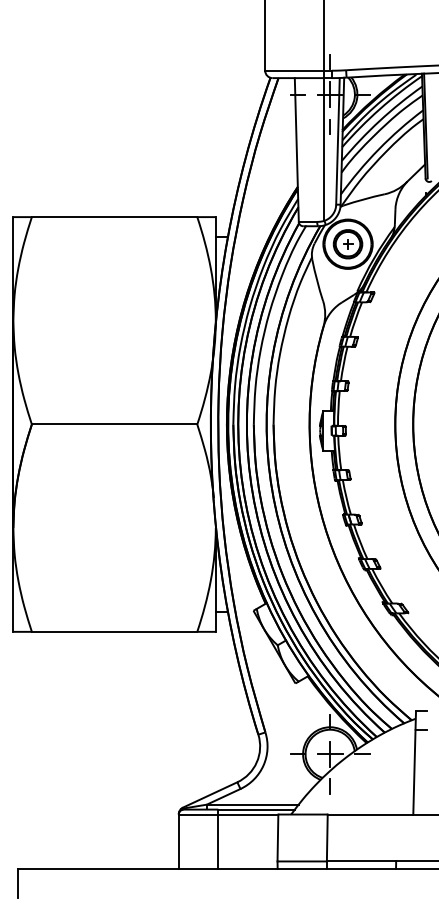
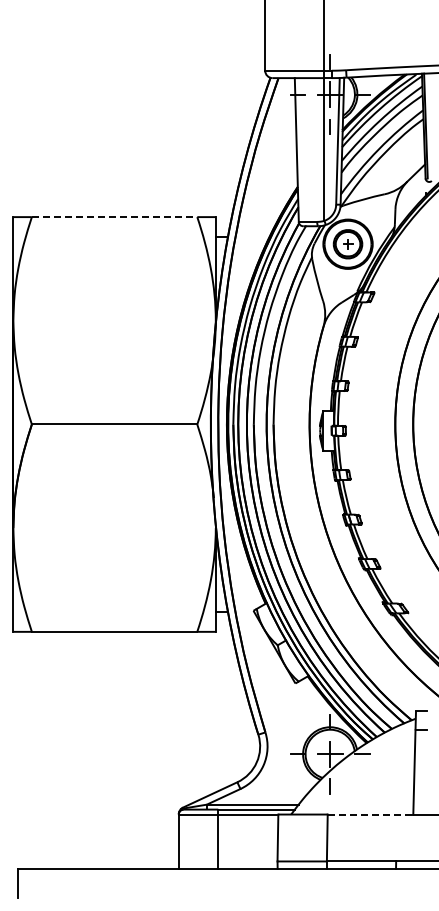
line: solid -> dashed (114, 217)
line: solid -> dashed (370, 814)
